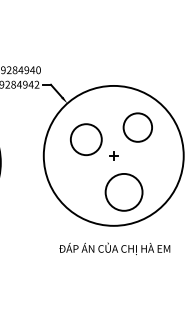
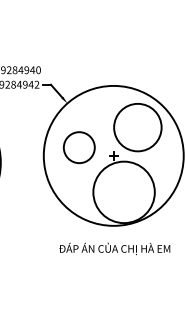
circle diameter: 28 px -> 47 px (137, 127)
circle position: (86, 139) -> (79, 147) (79, 147)
circle diameter: 37 px -> 61 px (123, 192)
